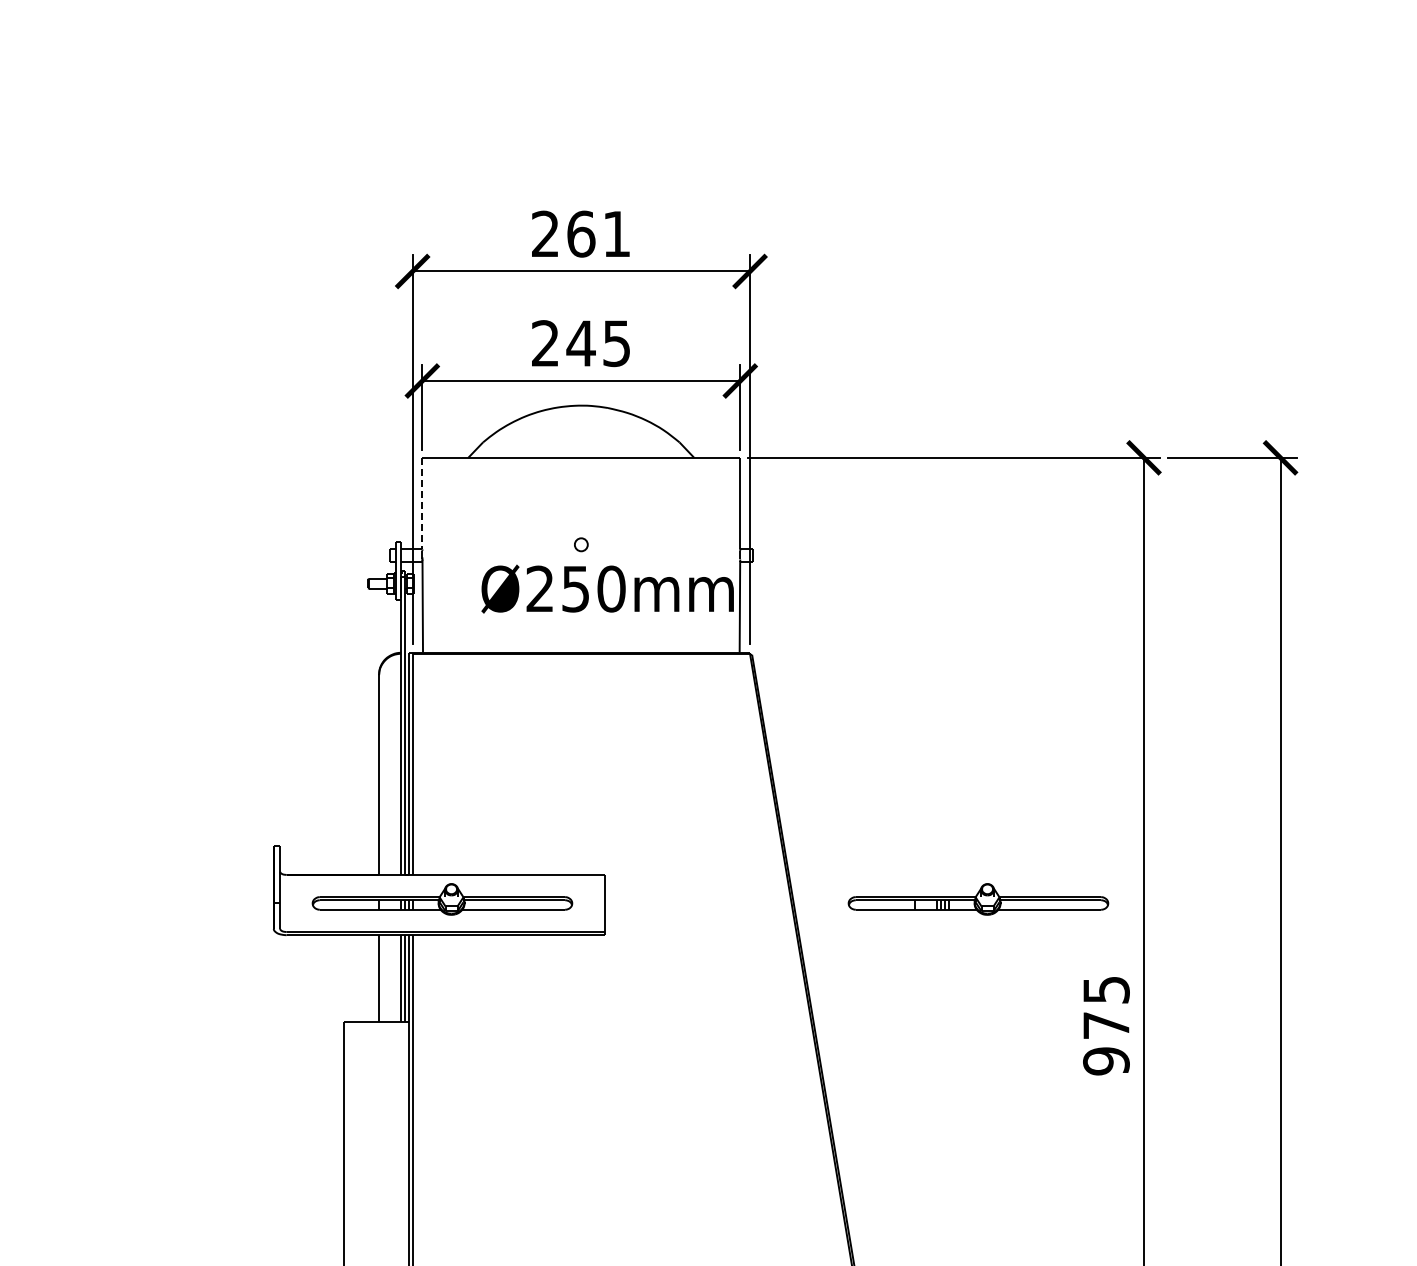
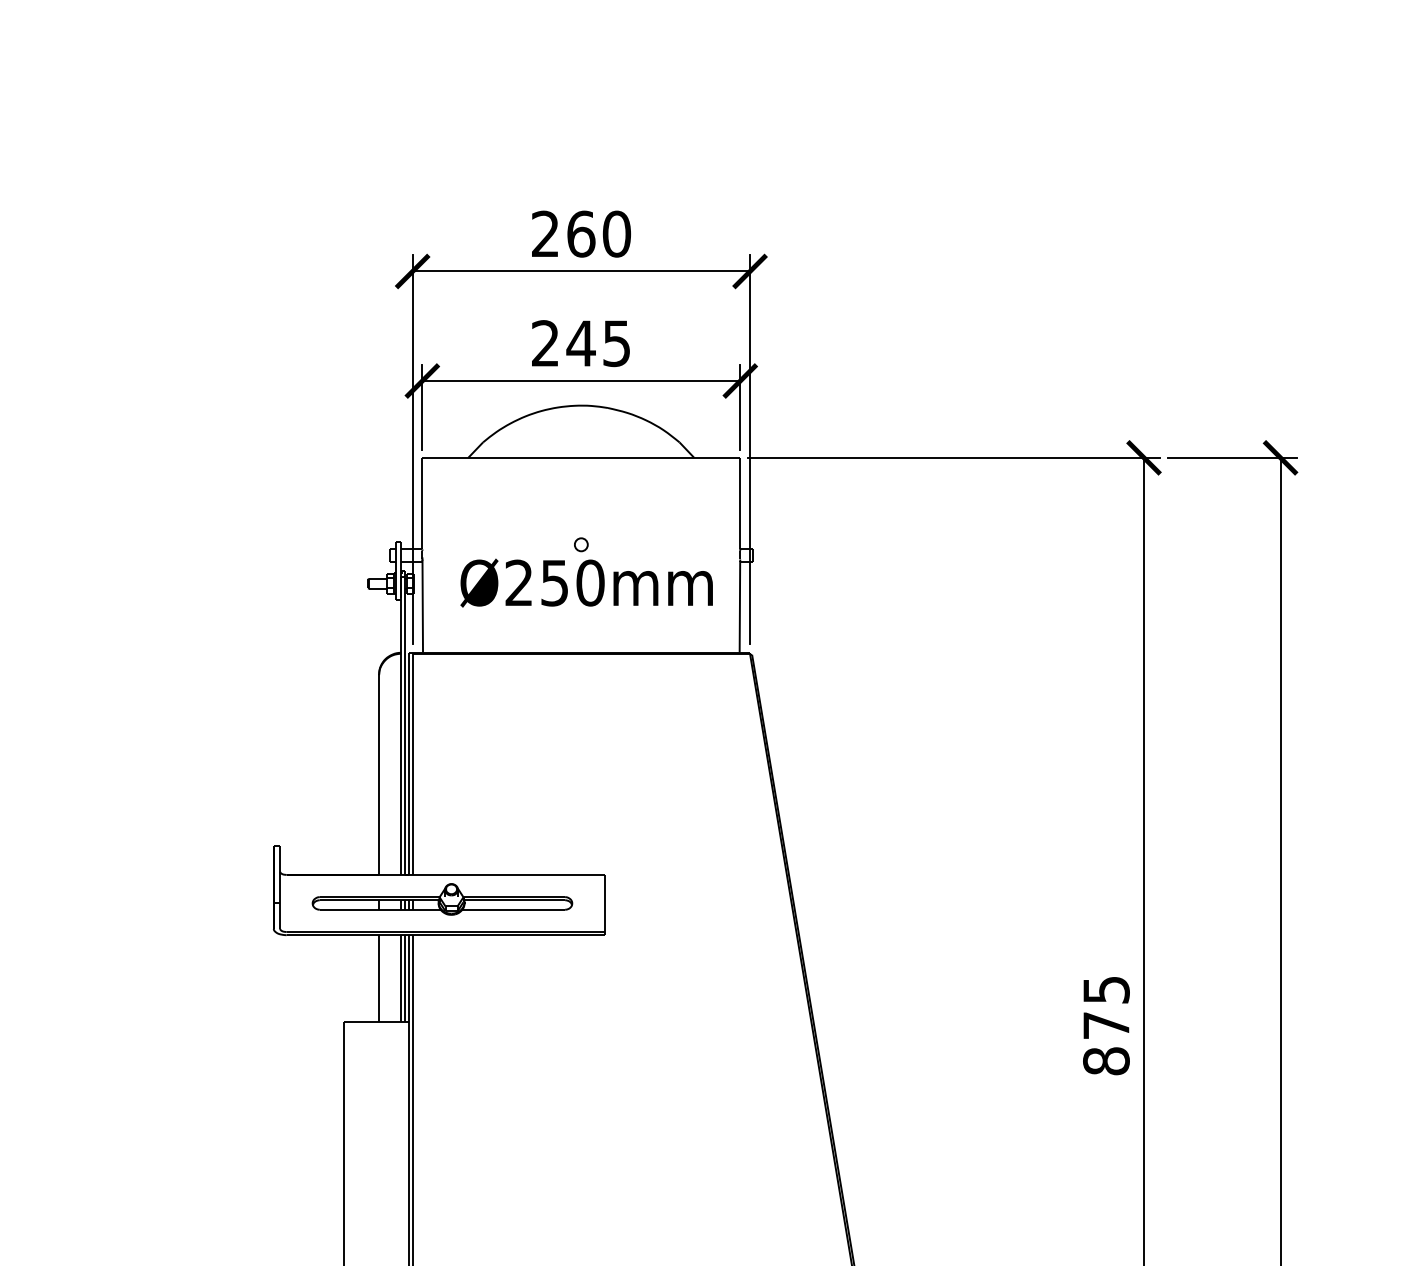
text: 261 -> 260 (616, 233)
line: dashed -> solid (422, 503)
text position: (607, 588) -> (586, 582) (586, 582)
part: present -> none (978, 899)
text: 975 -> 875 (1106, 1061)
